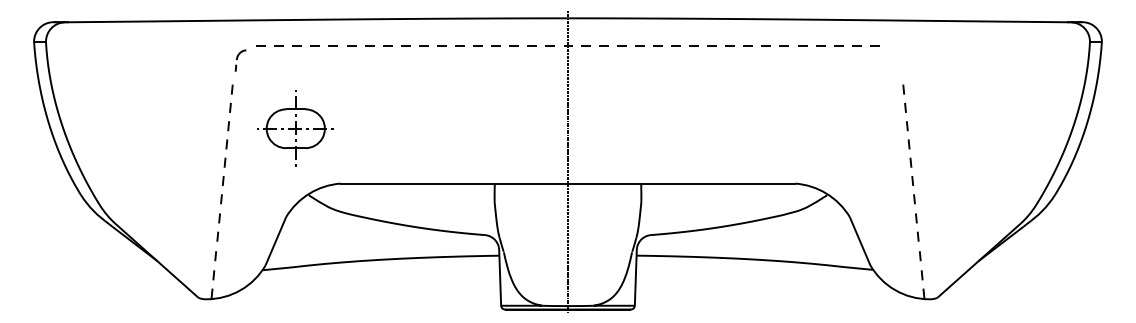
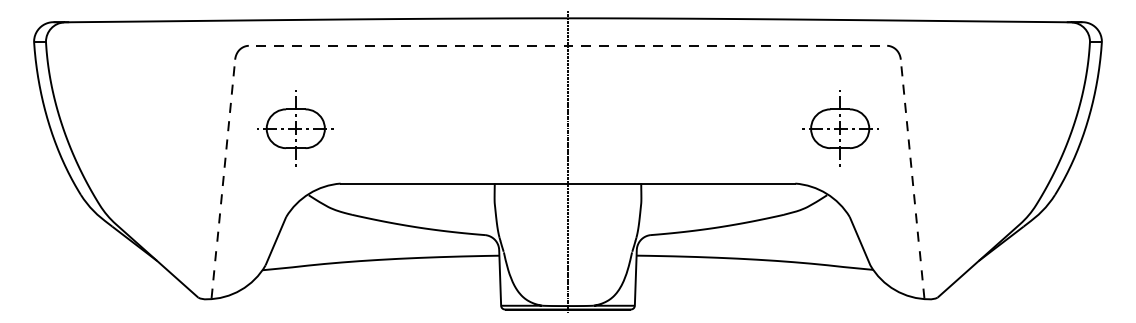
part size: 13x23 px -> 17x32 px (240, 60)
part: none -> present (895, 60)
part: none -> present (840, 128)
